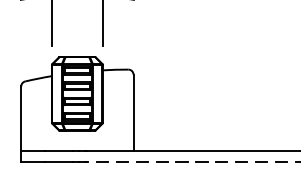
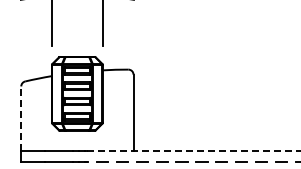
line: solid -> dashed (21, 118)
line: solid -> dashed (193, 151)
